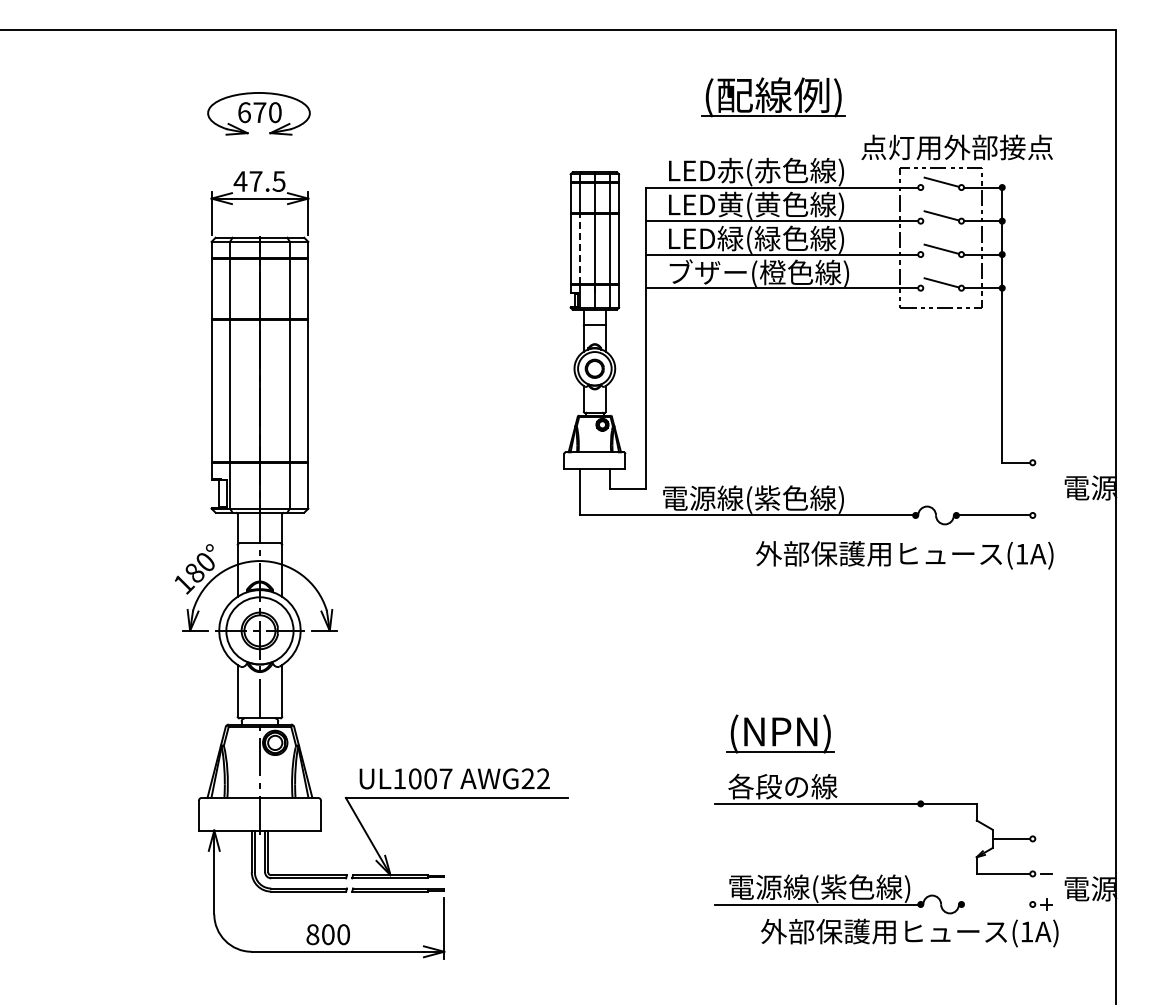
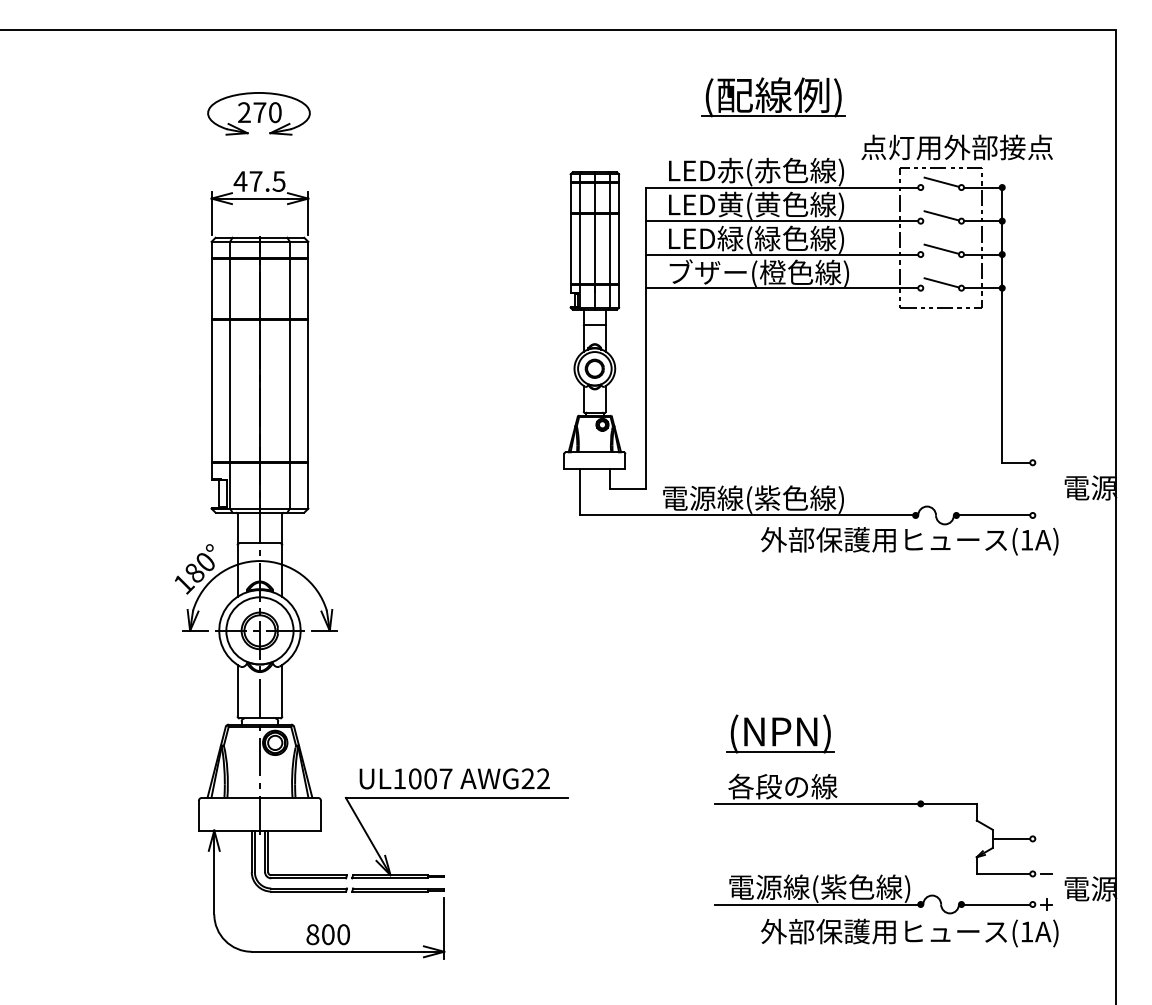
text: 670 -> 270 (244, 112)
line: dashed -> solid (579, 248)
text position: (904, 555) -> (909, 541) (909, 541)
line: none -> present (997, 904)
